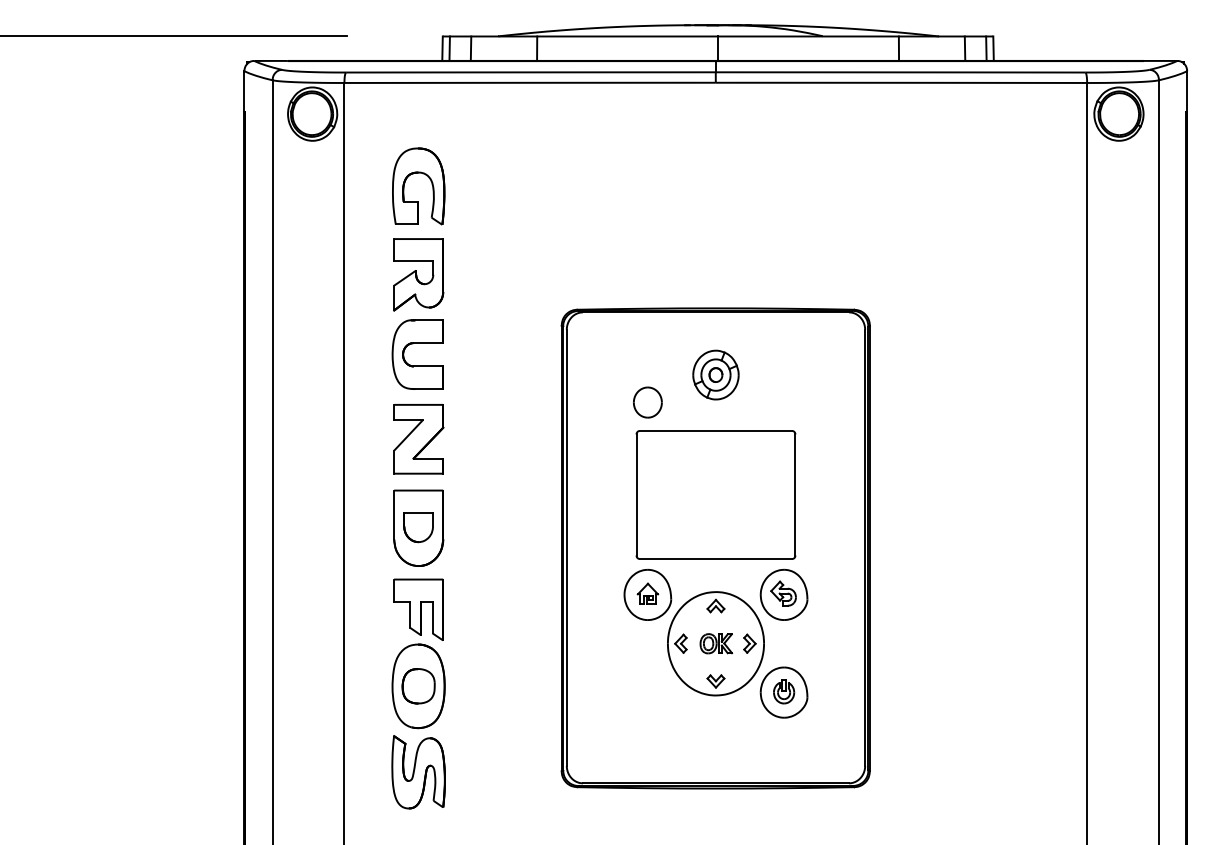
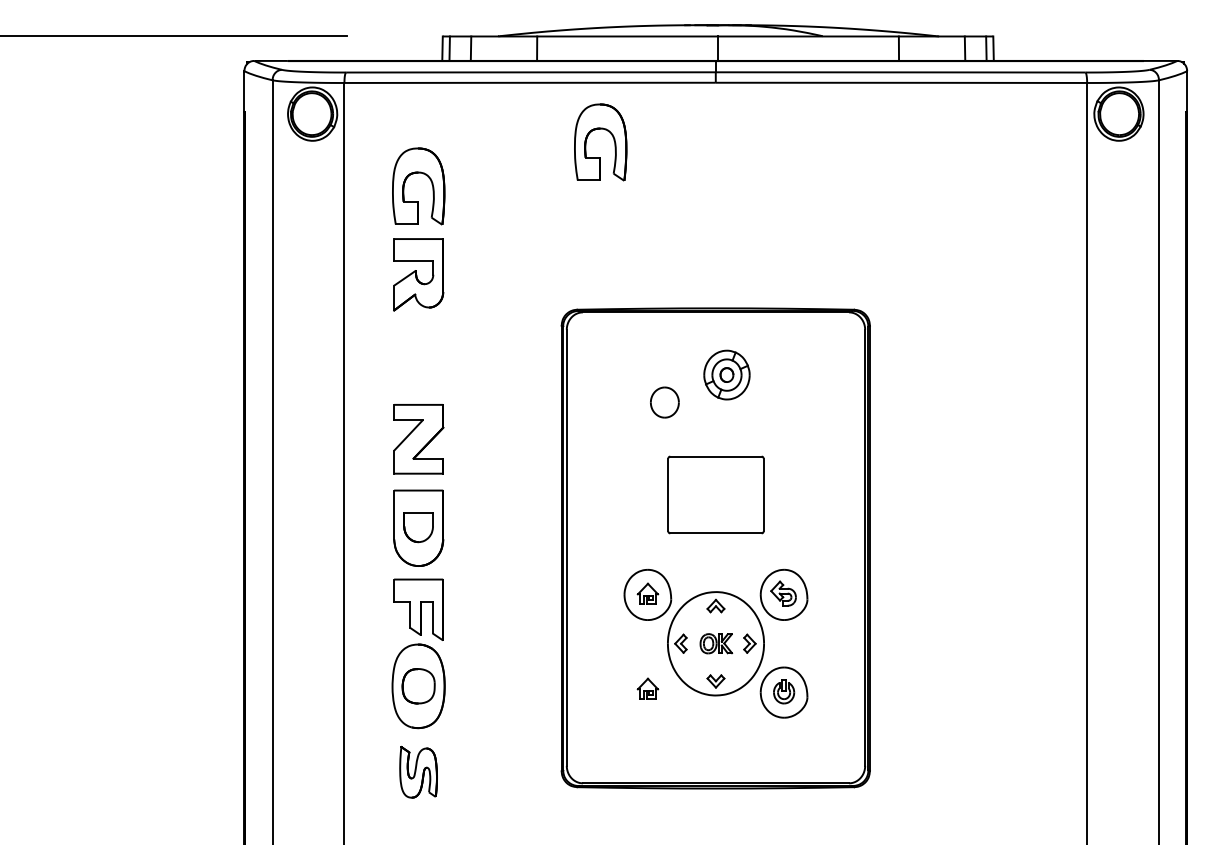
part: none -> present (610, 134)
part: present -> none (413, 344)
part position: (715, 374) -> (726, 374) (726, 374)
part position: (647, 402) -> (664, 402) (664, 402)
part size: 162x130 px -> 98x80 px (715, 494)
part: none -> present (647, 688)
part size: 55x75 px -> 39x54 px (418, 771)
